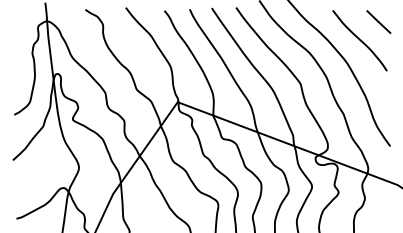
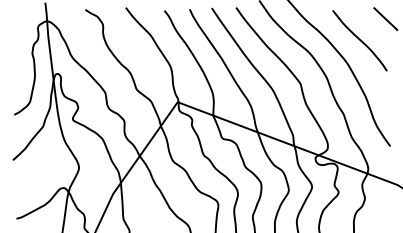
line position: (378, 21) -> (385, 18) (385, 18)
